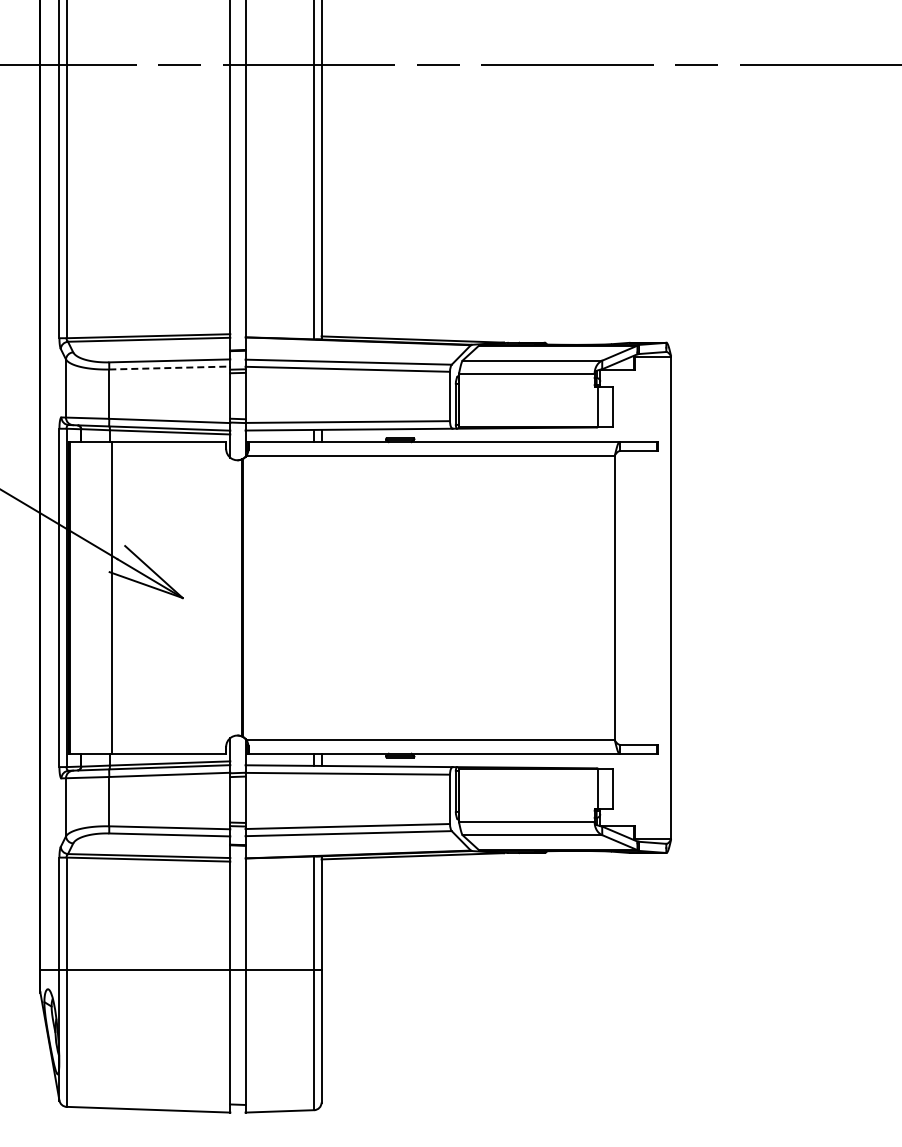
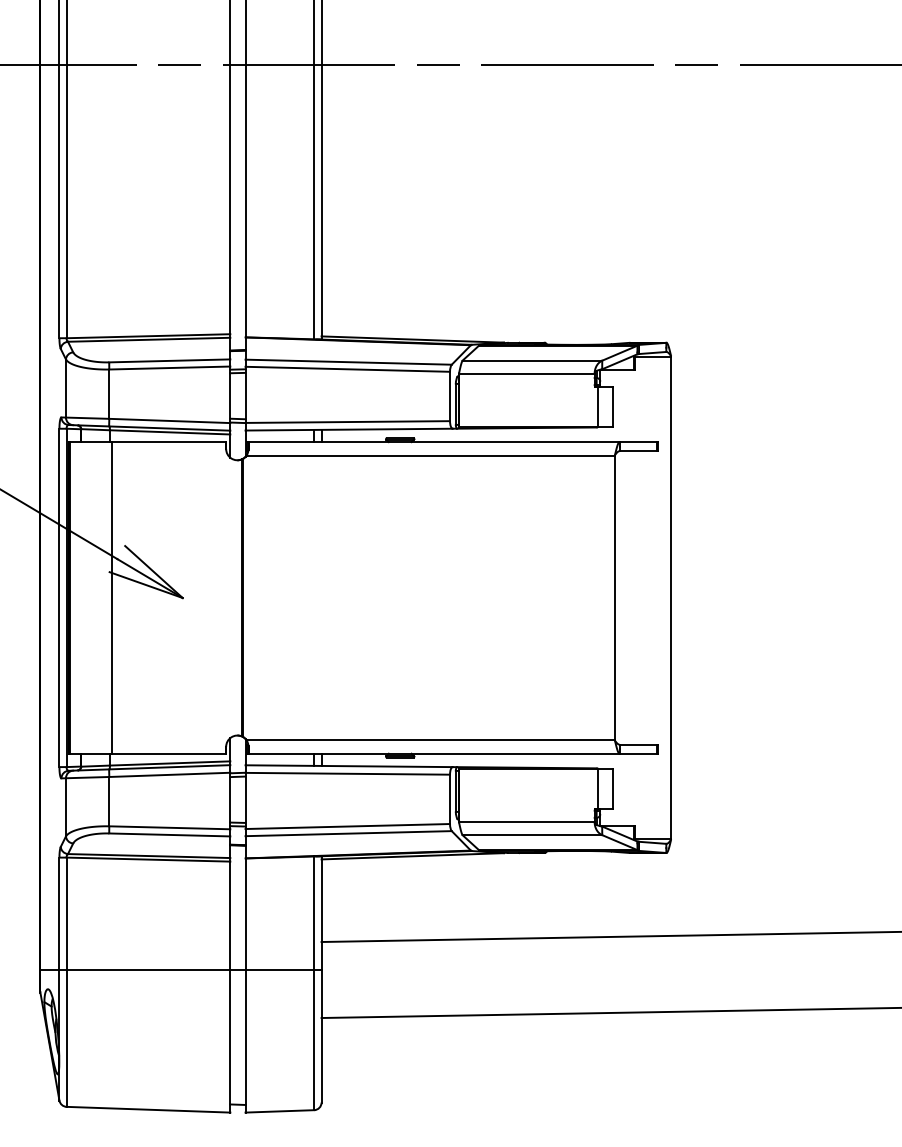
line: dashed -> solid (169, 368)
line: none -> present (609, 936)
line: none -> present (609, 1012)
